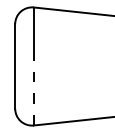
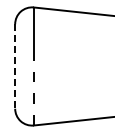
line: solid -> dashed (15, 66)
